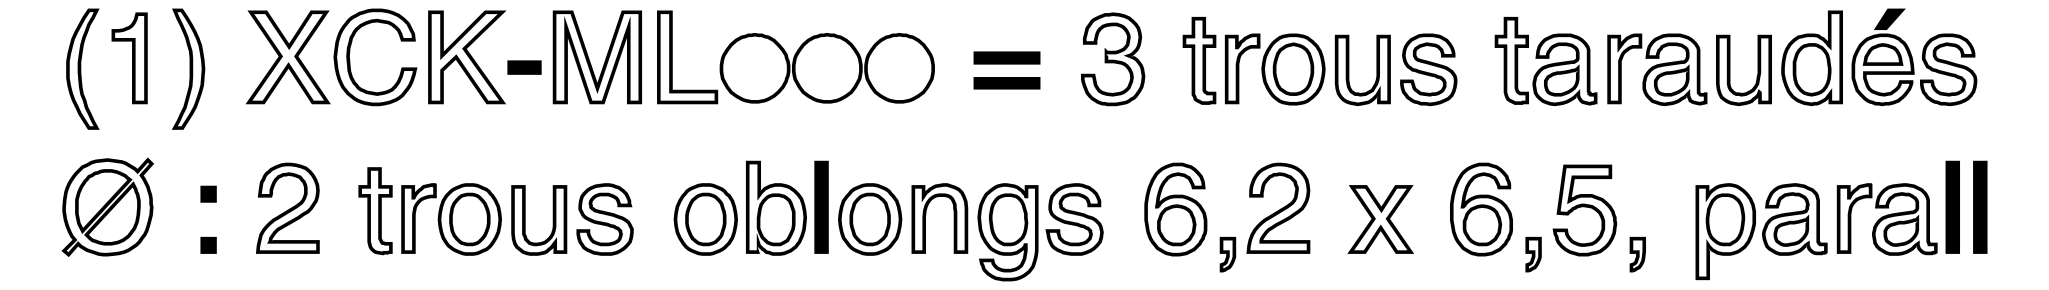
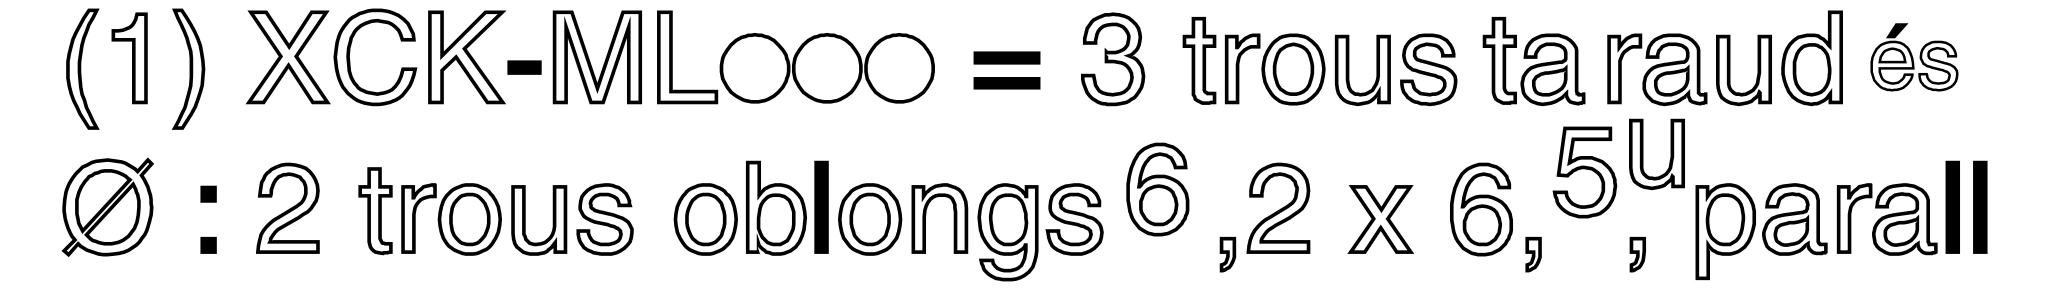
part size: 127x99 px -> 89x69 px (1914, 57)
part position: (1545, 61) -> (1533, 61) (1533, 61)
part: none -> present (1643, 154)
part position: (1175, 209) -> (1157, 189) (1157, 189)
part position: (1584, 210) -> (1584, 172) (1584, 172)
